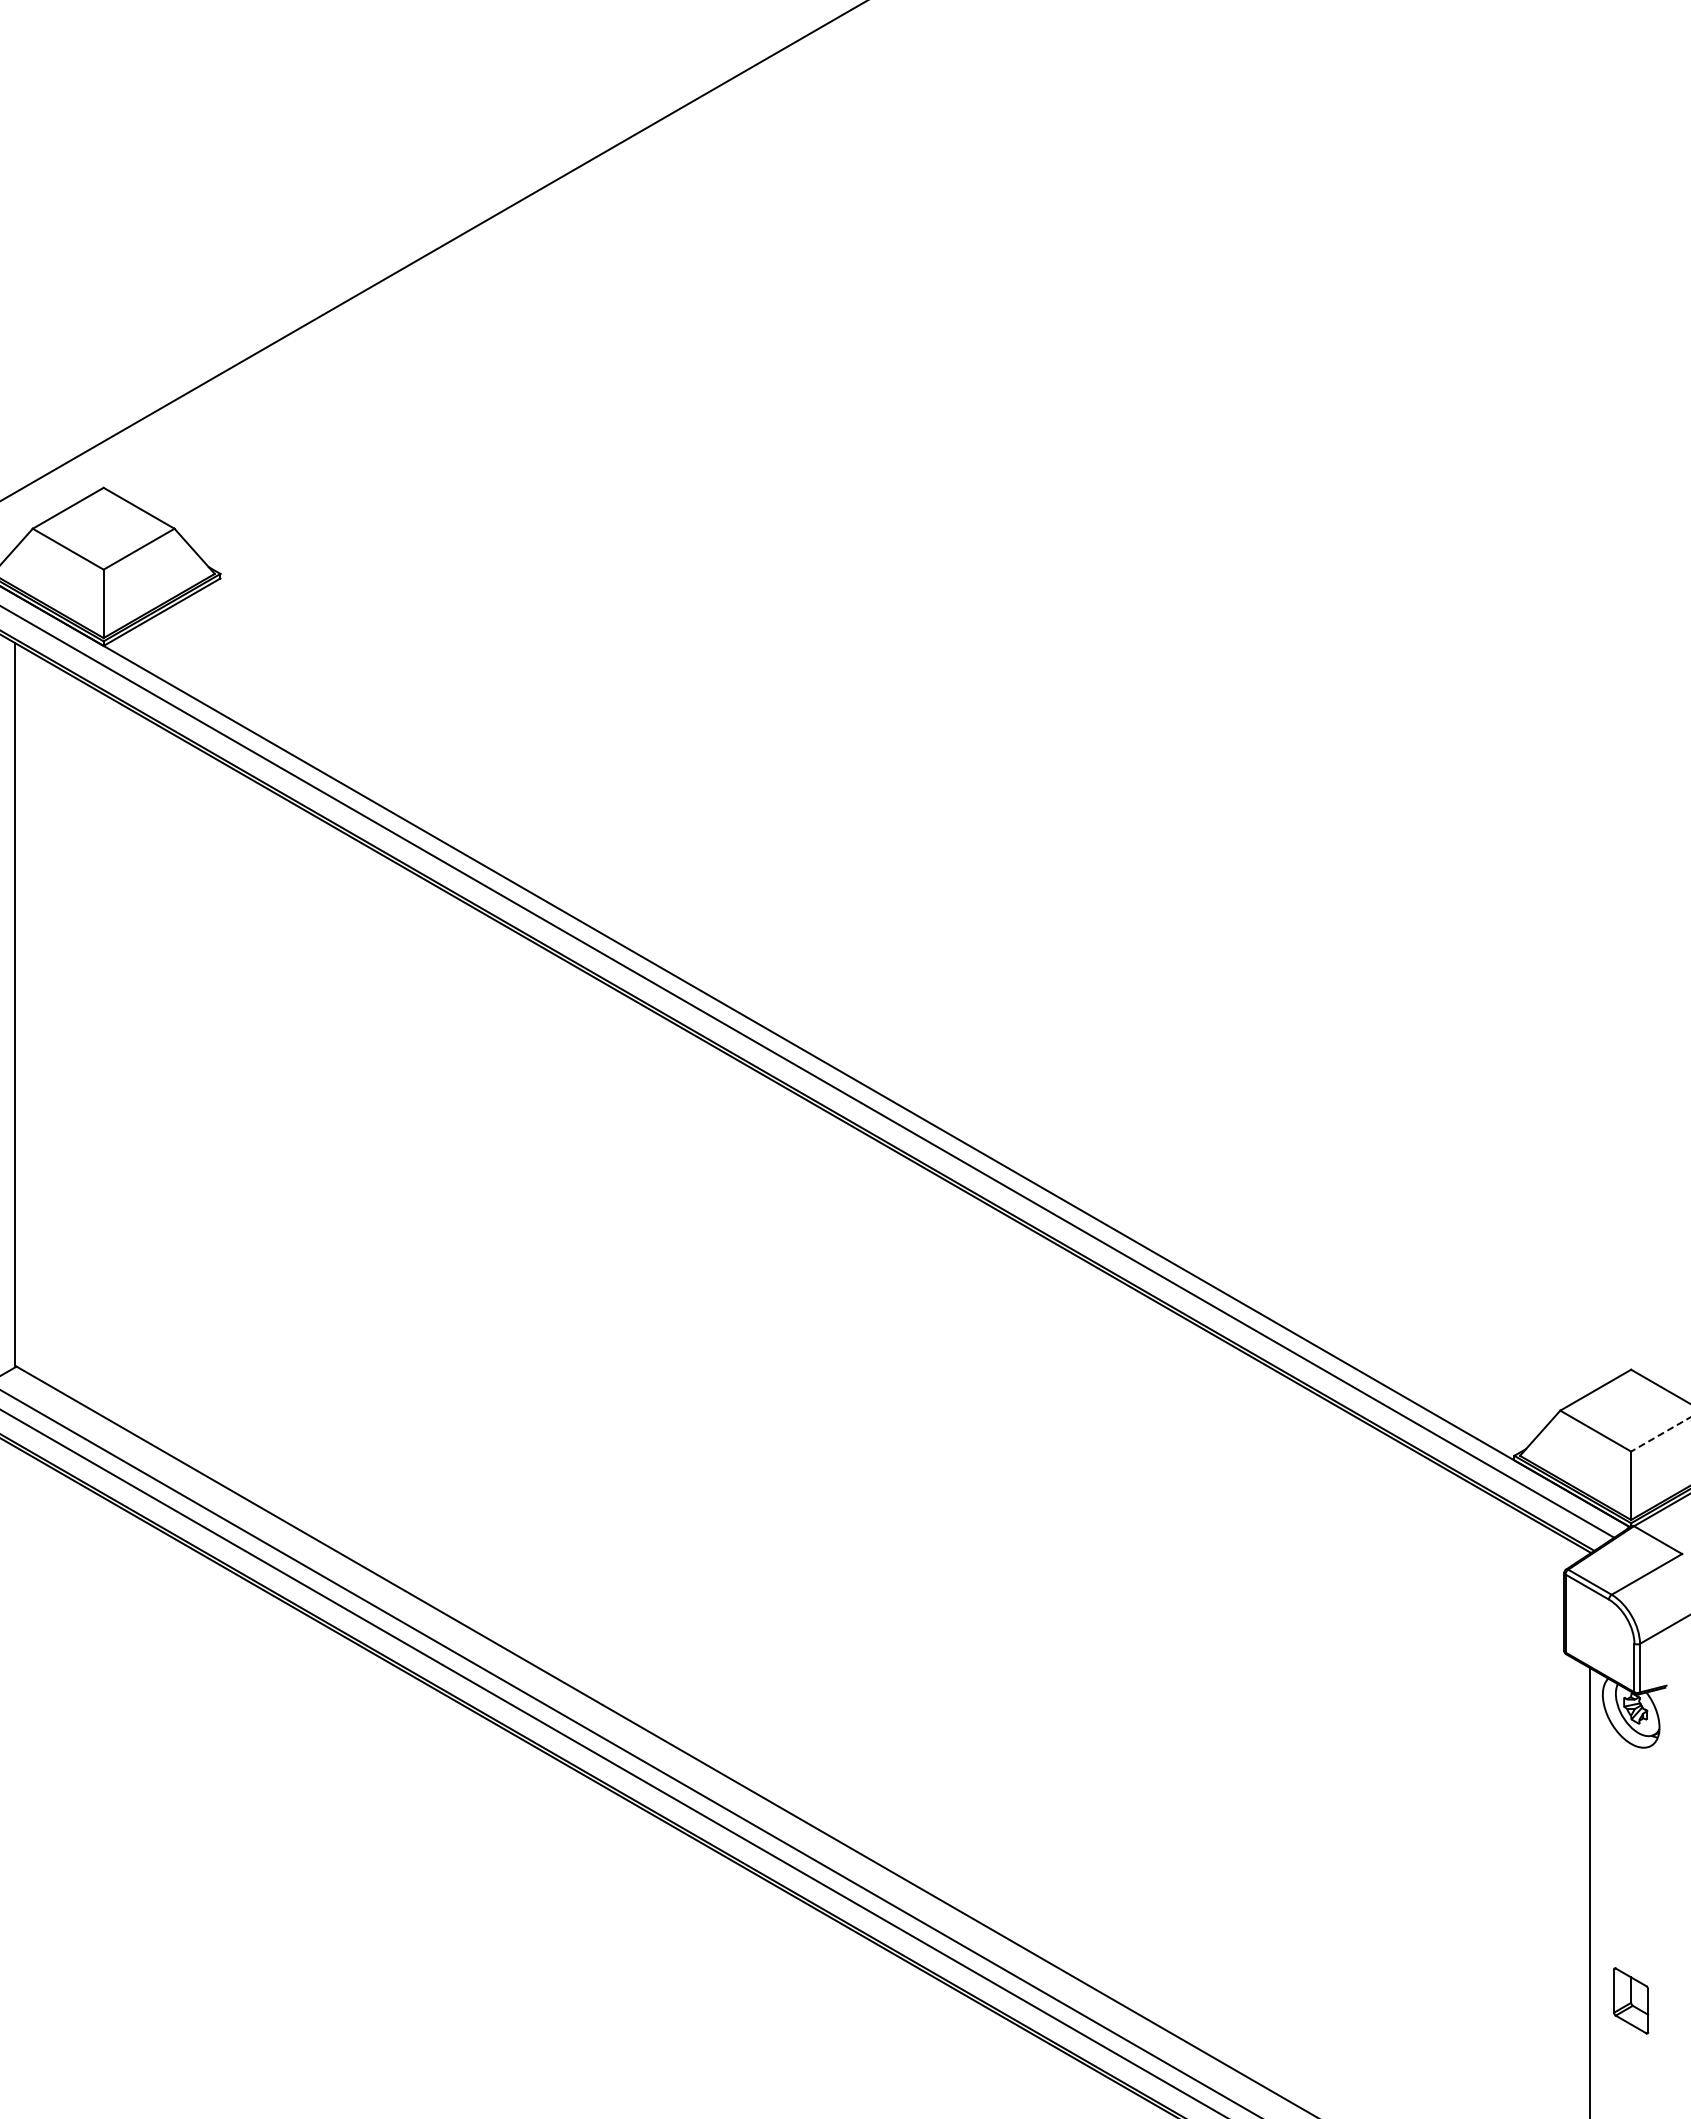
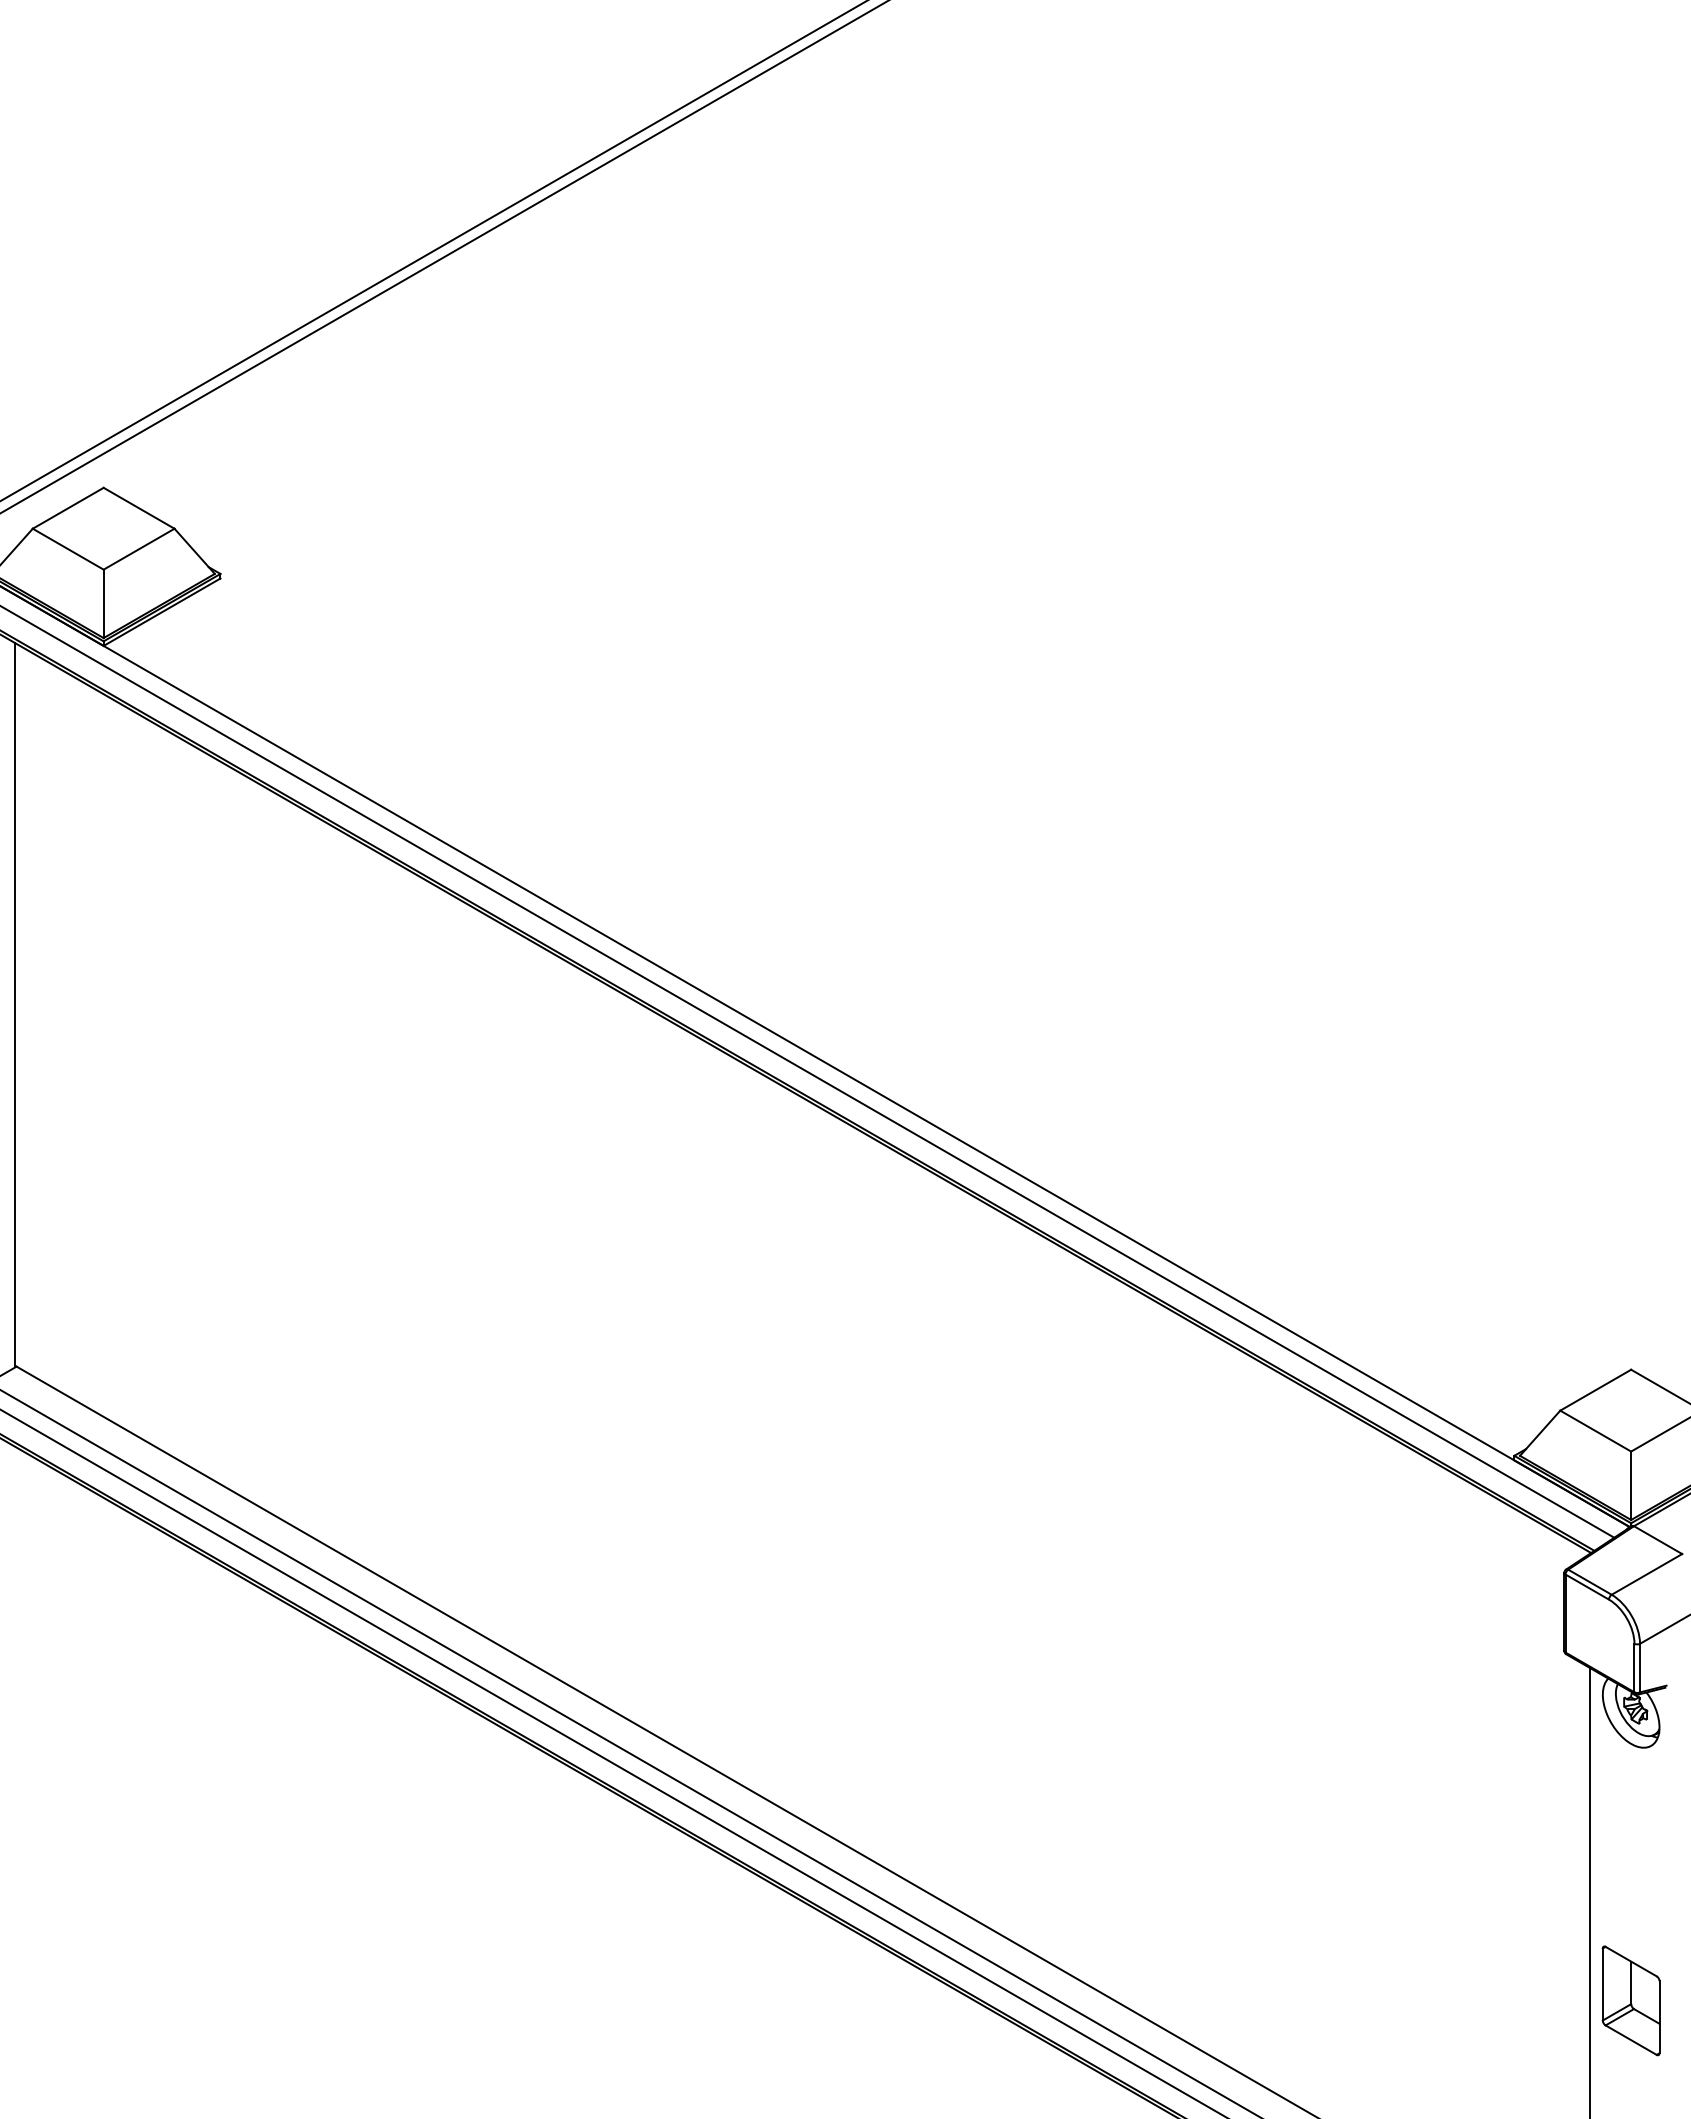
line: none -> present (443, 257)
line: dashed -> solid (1660, 1434)
part size: 37x68 px -> 60x112 px (1630, 2000)
